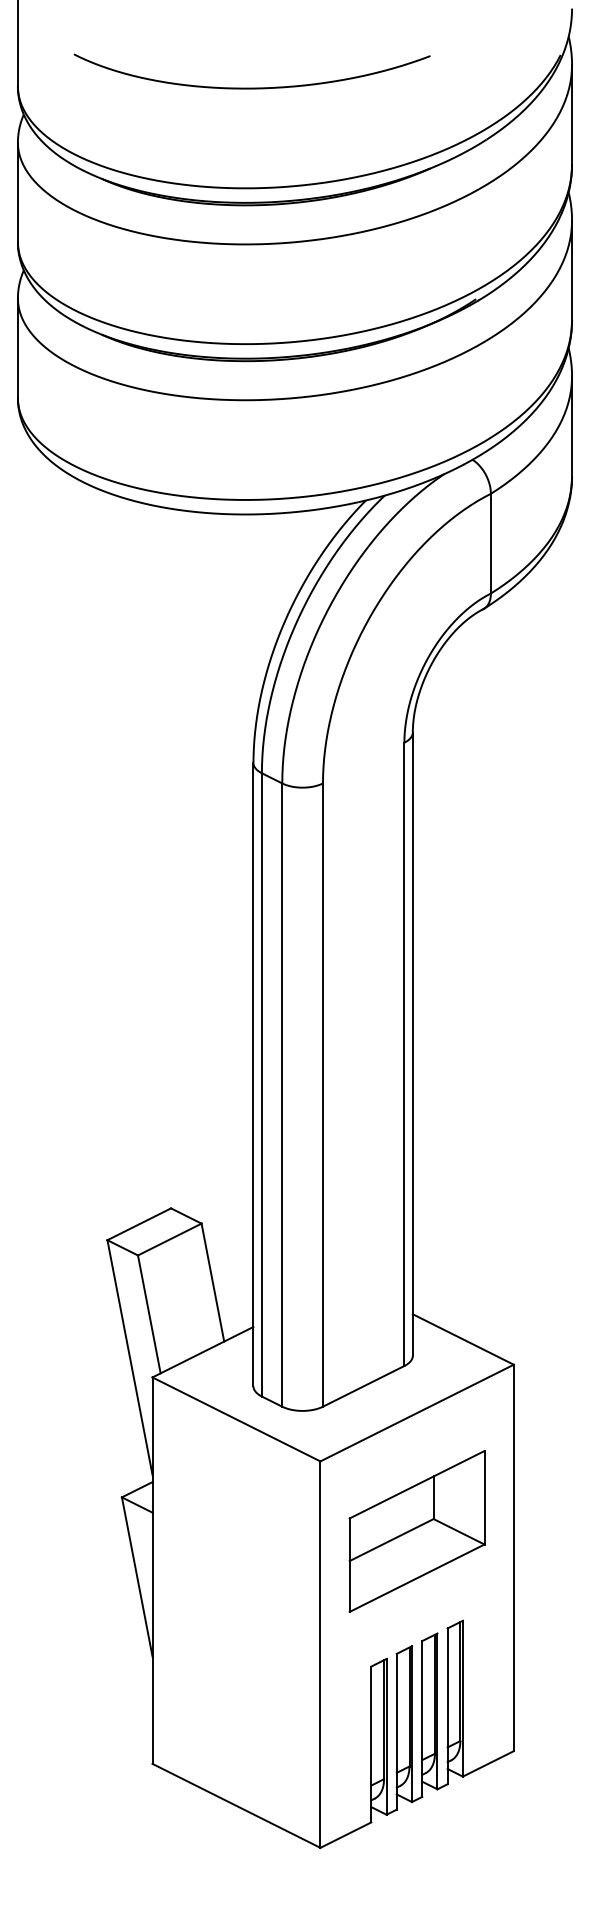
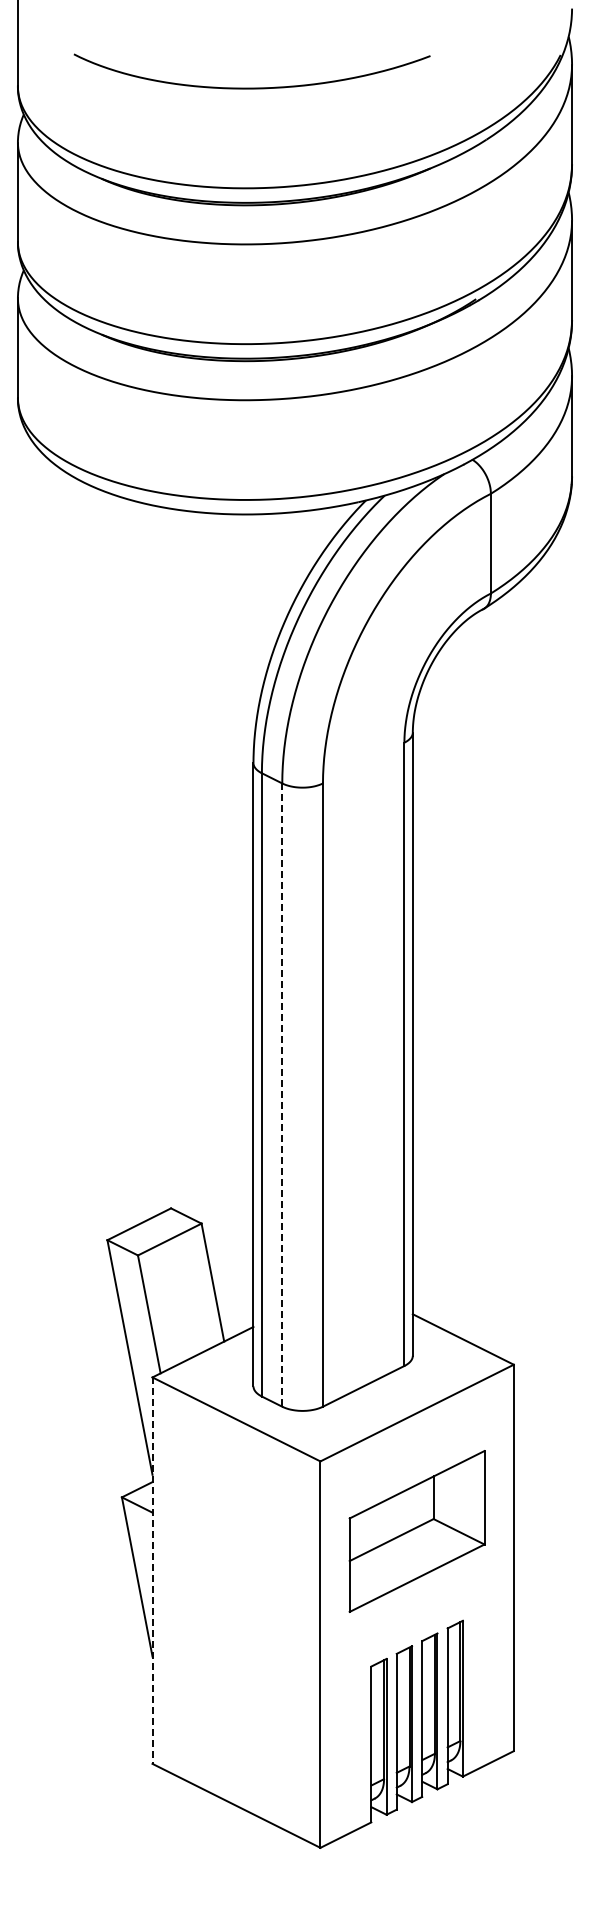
line: solid -> dashed (282, 1095)
line: solid -> dashed (152, 1571)
